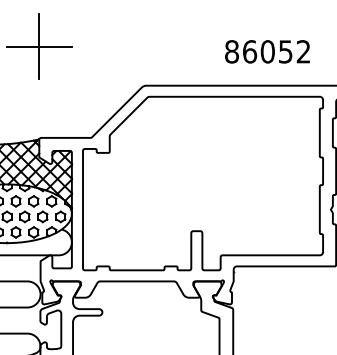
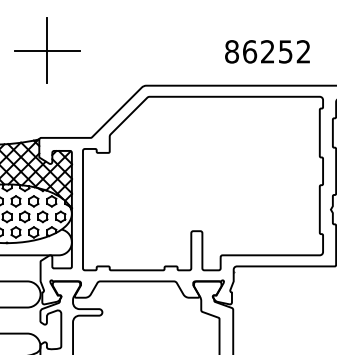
part position: (39, 46) -> (47, 50) (47, 50)
text: 86052 -> 86252 (267, 51)
